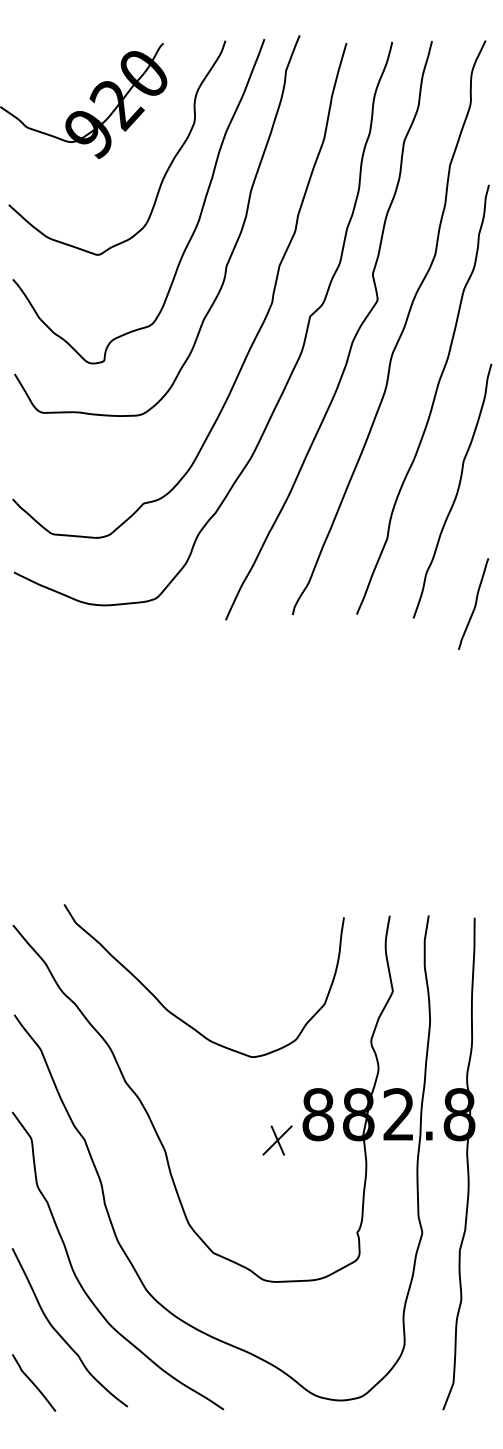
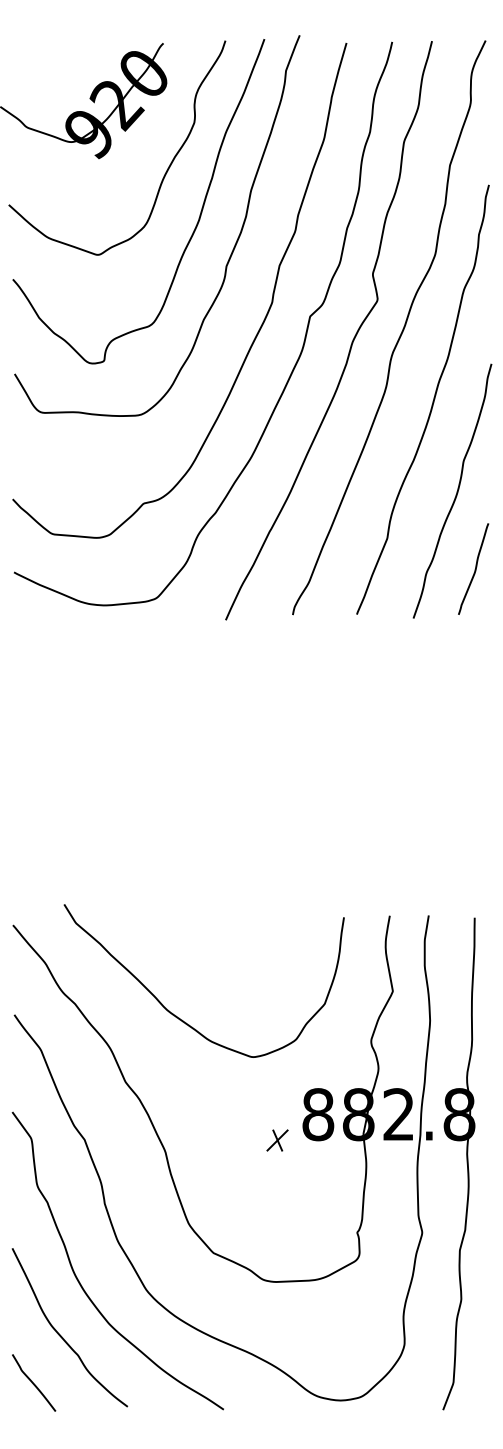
curve position: (474, 604) -> (474, 569) (474, 569)
part size: 31x31 px -> 23x23 px (277, 1140)
